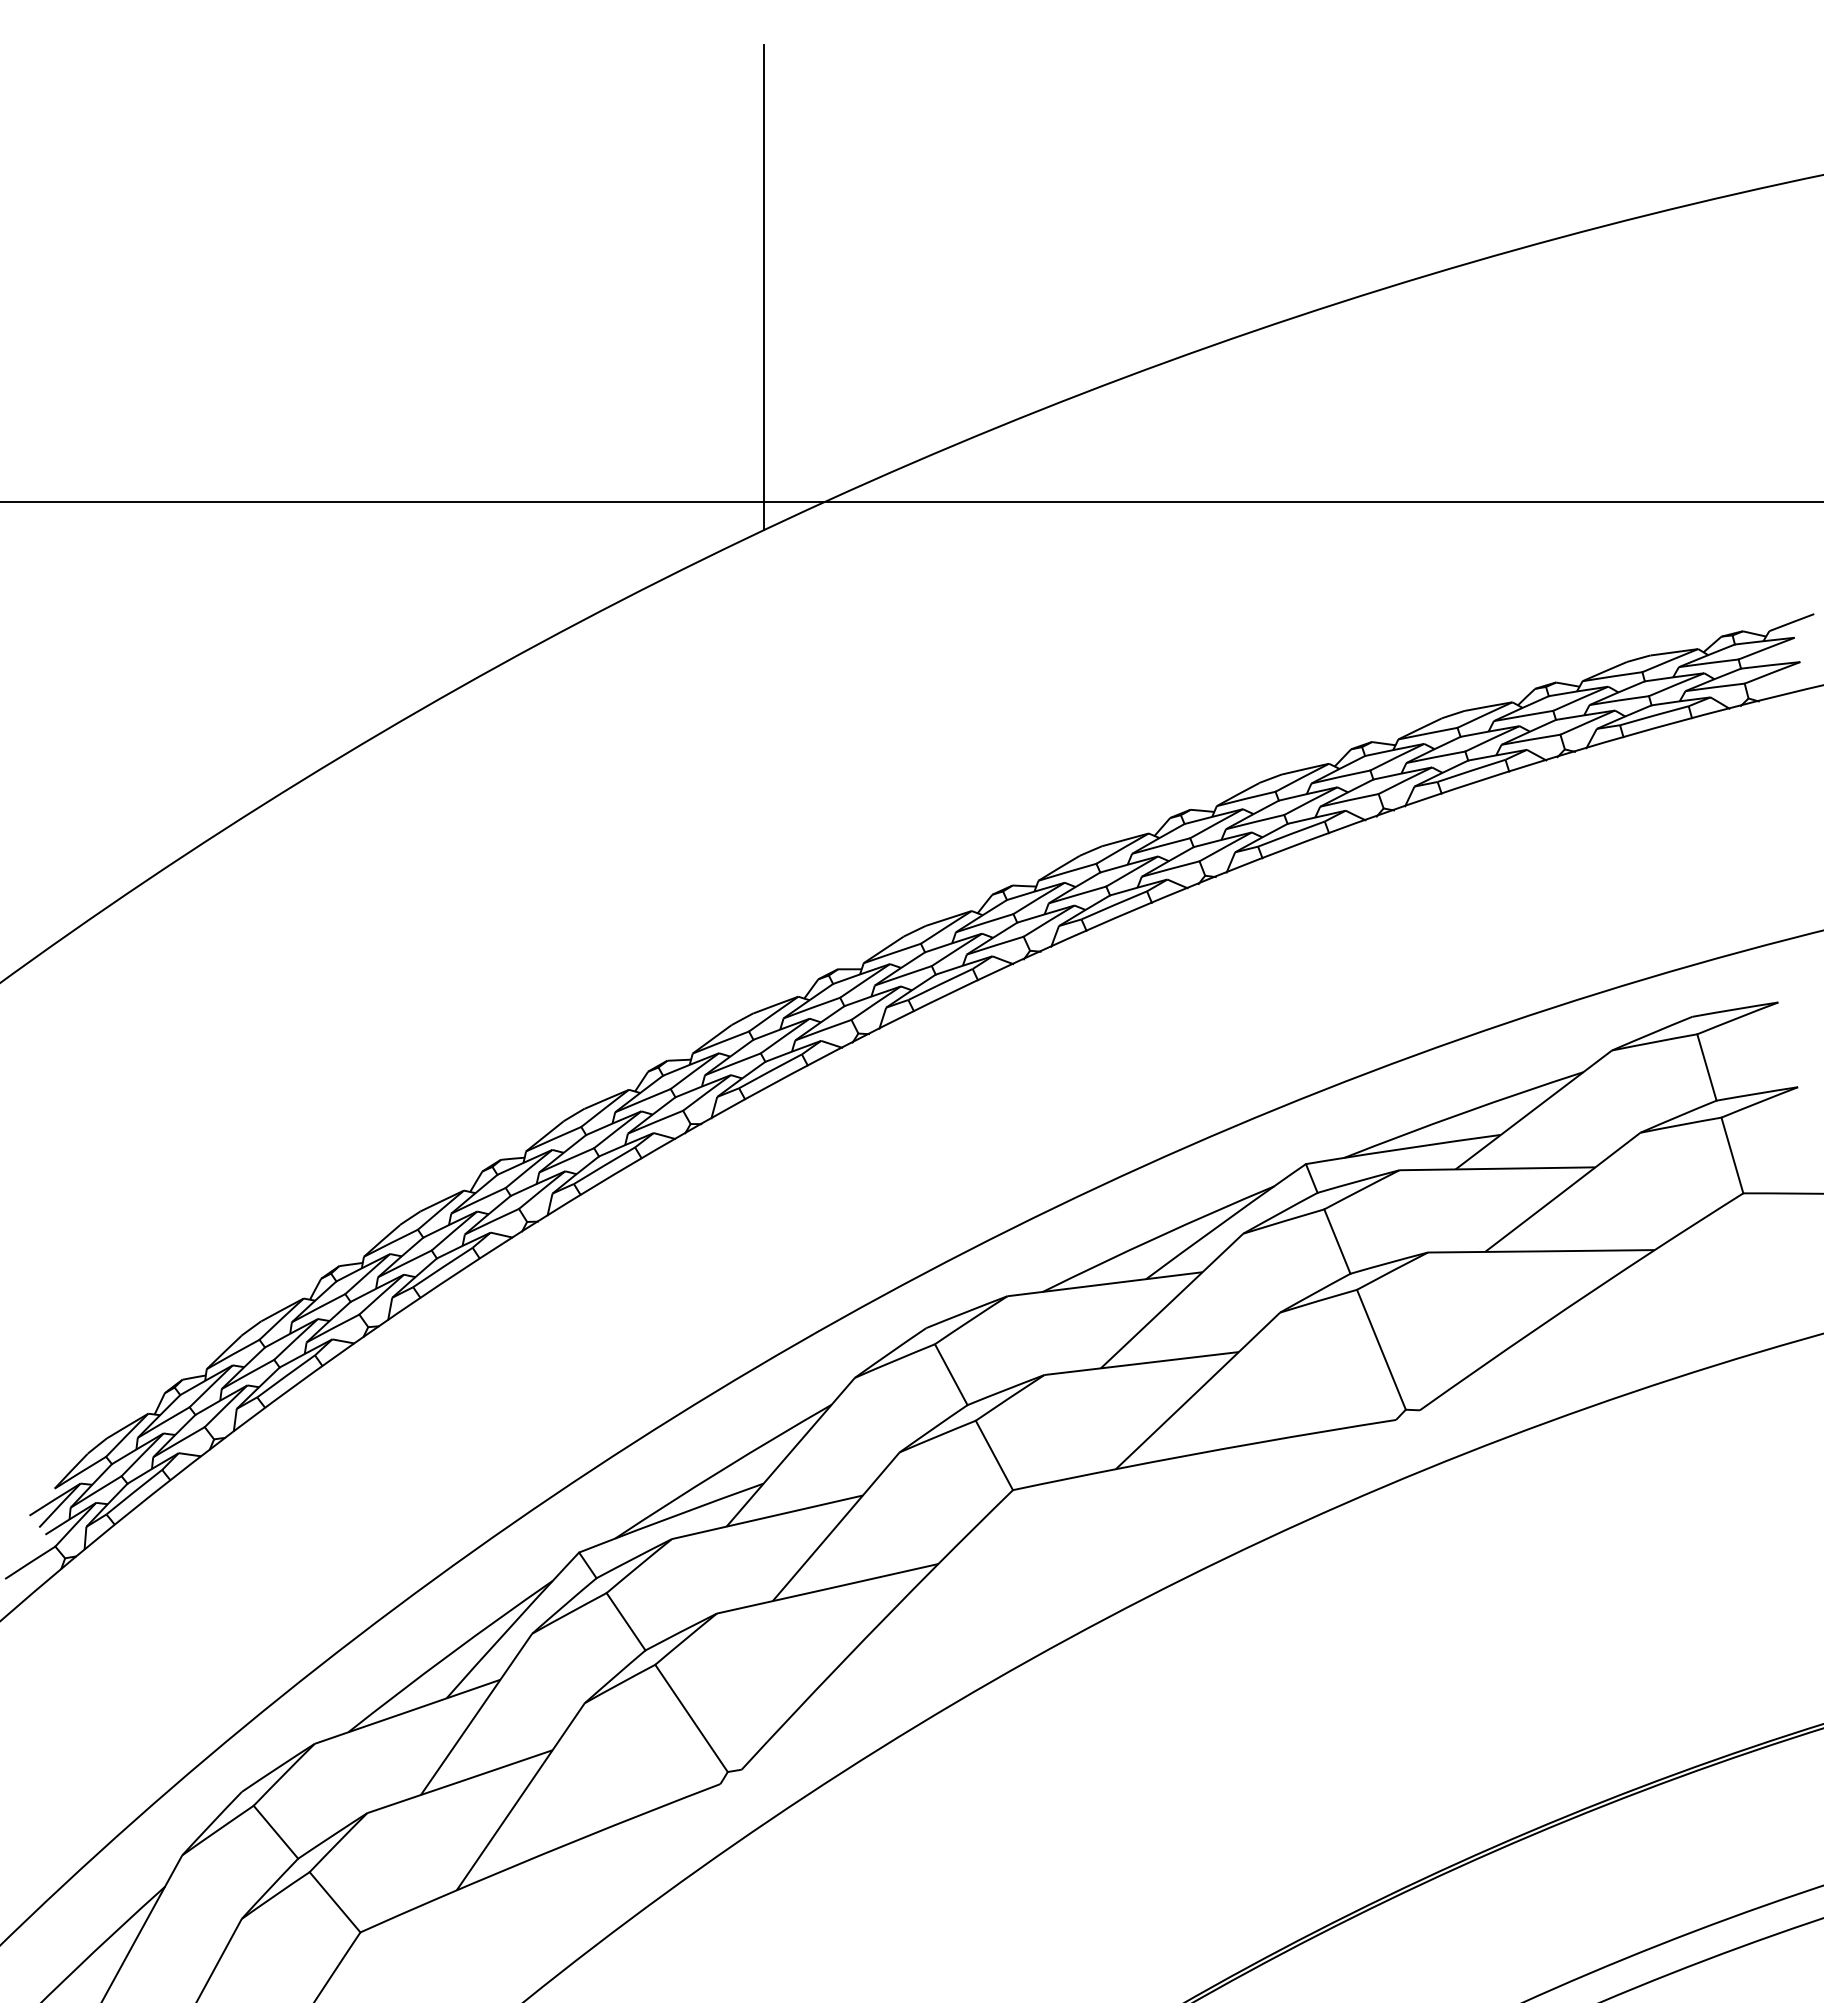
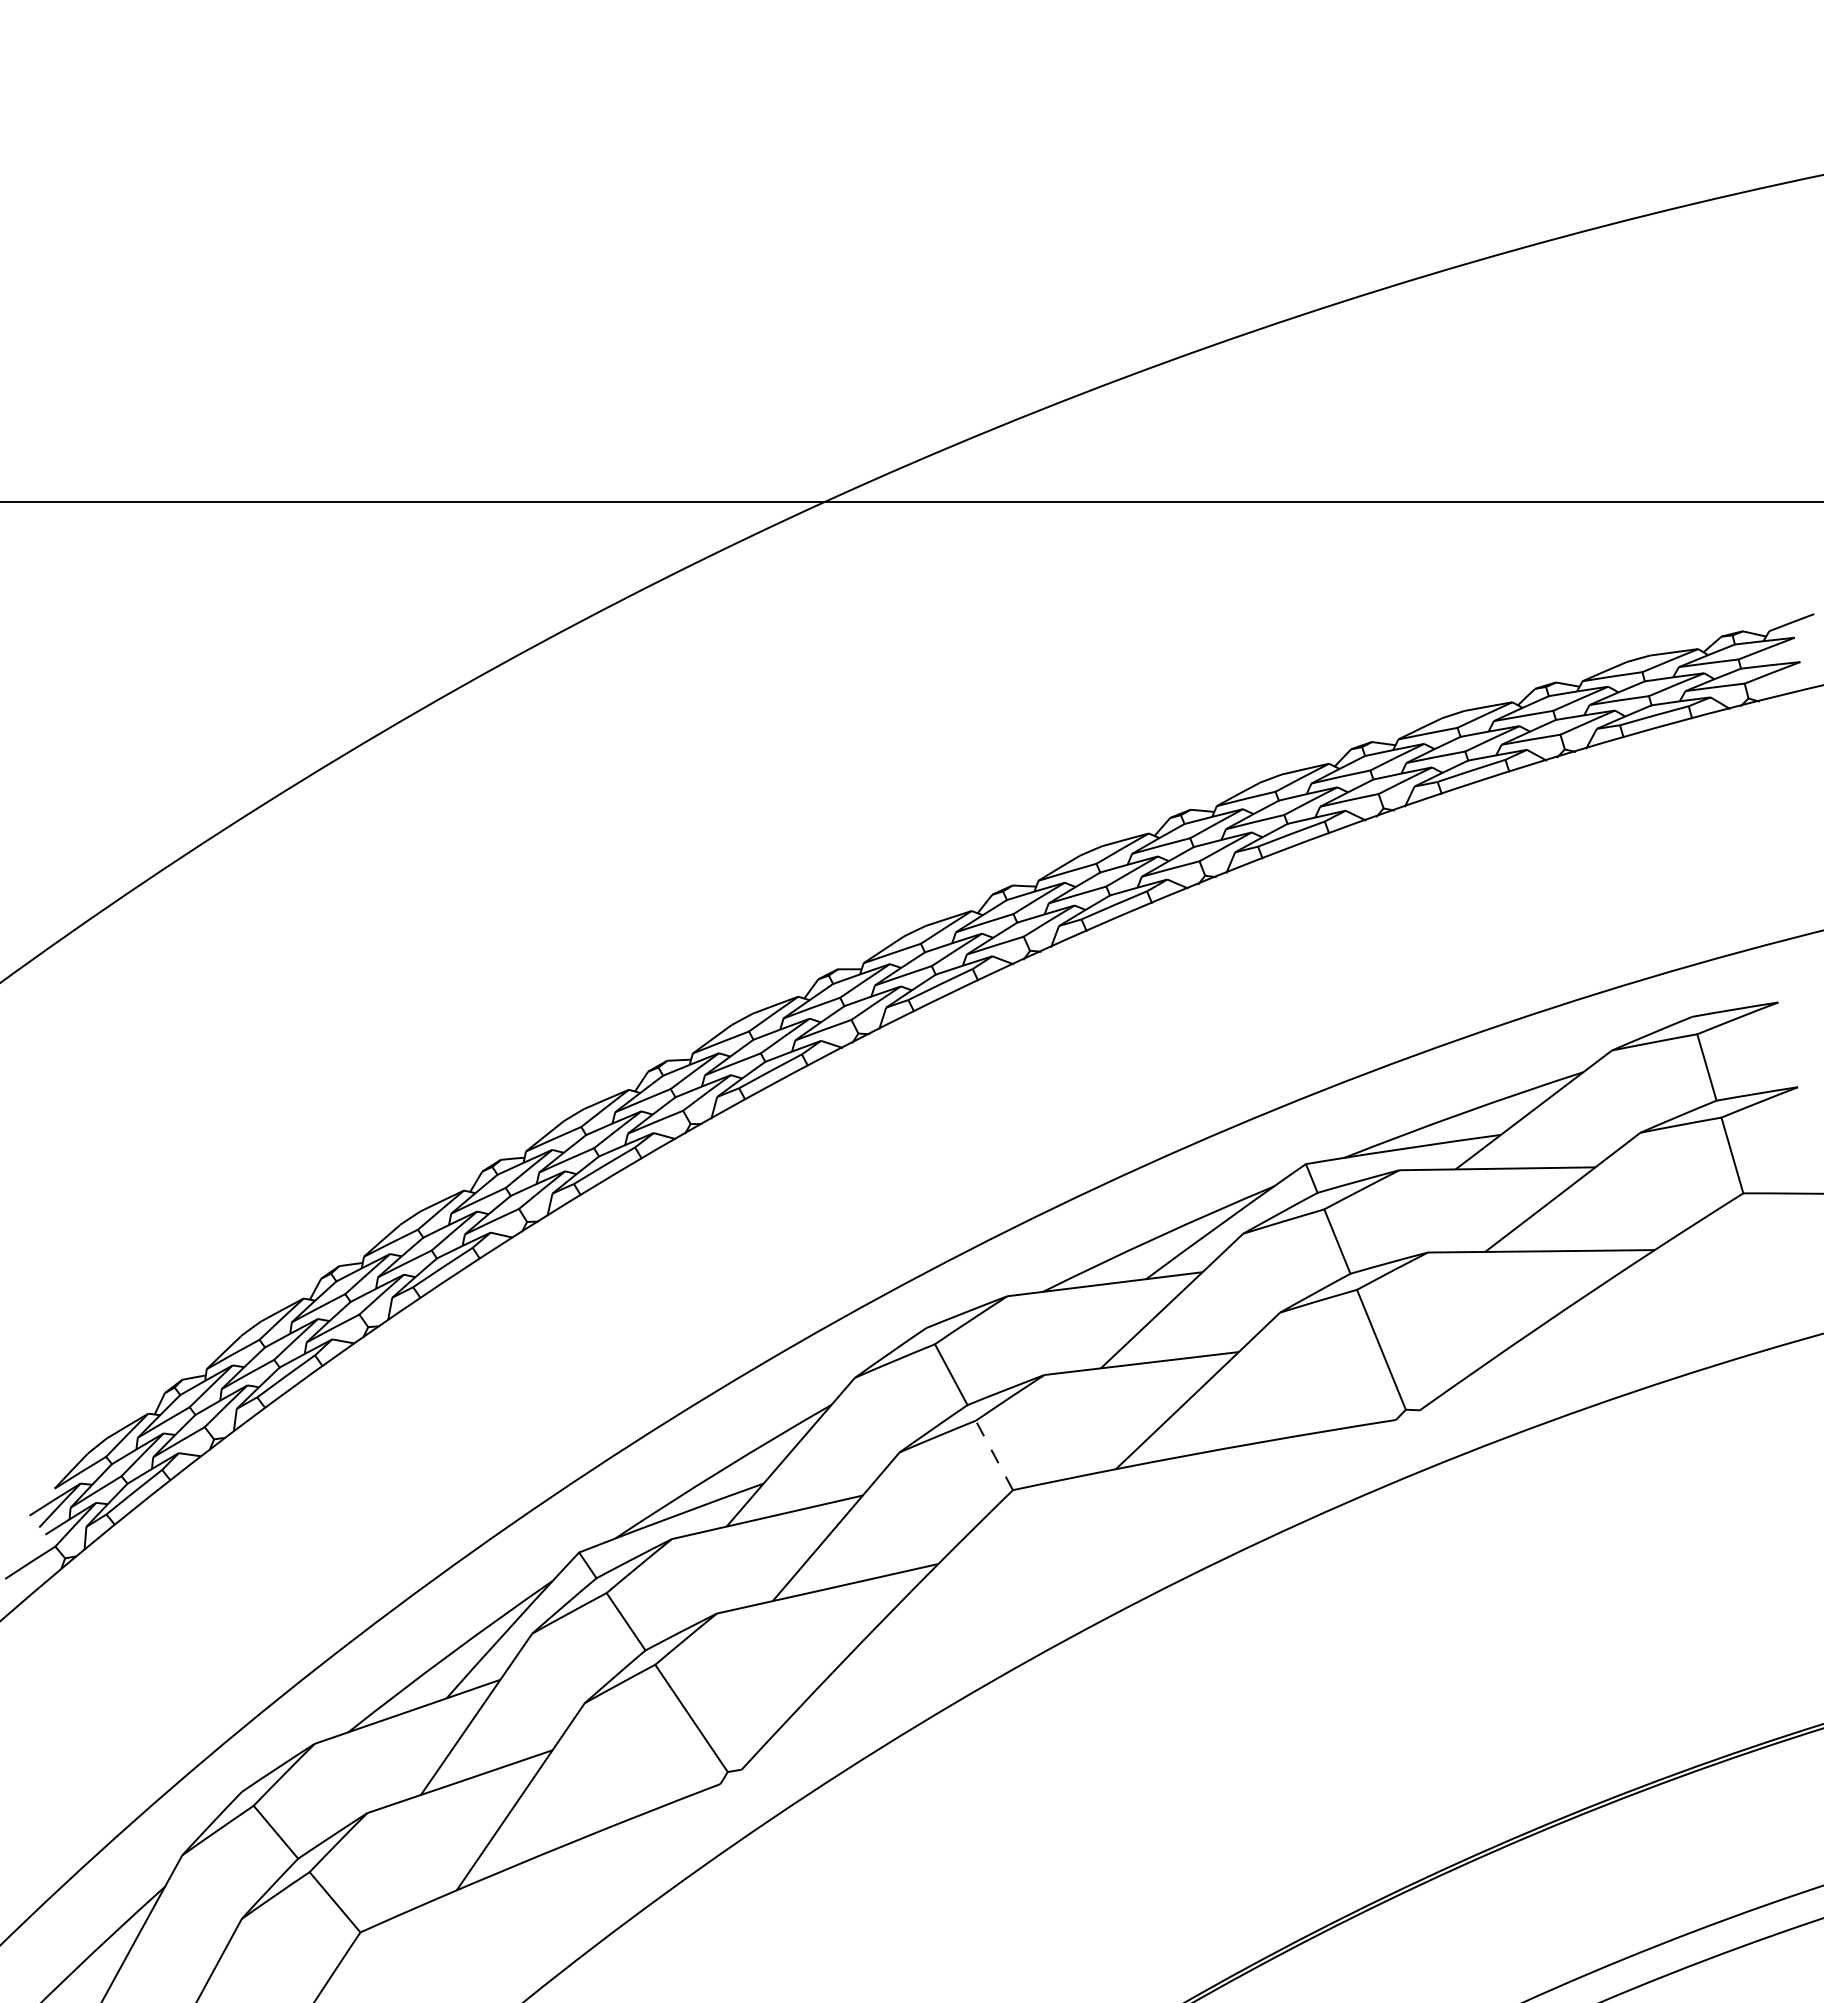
line: present -> none (764, 287)
line: solid -> dashed (994, 1455)
